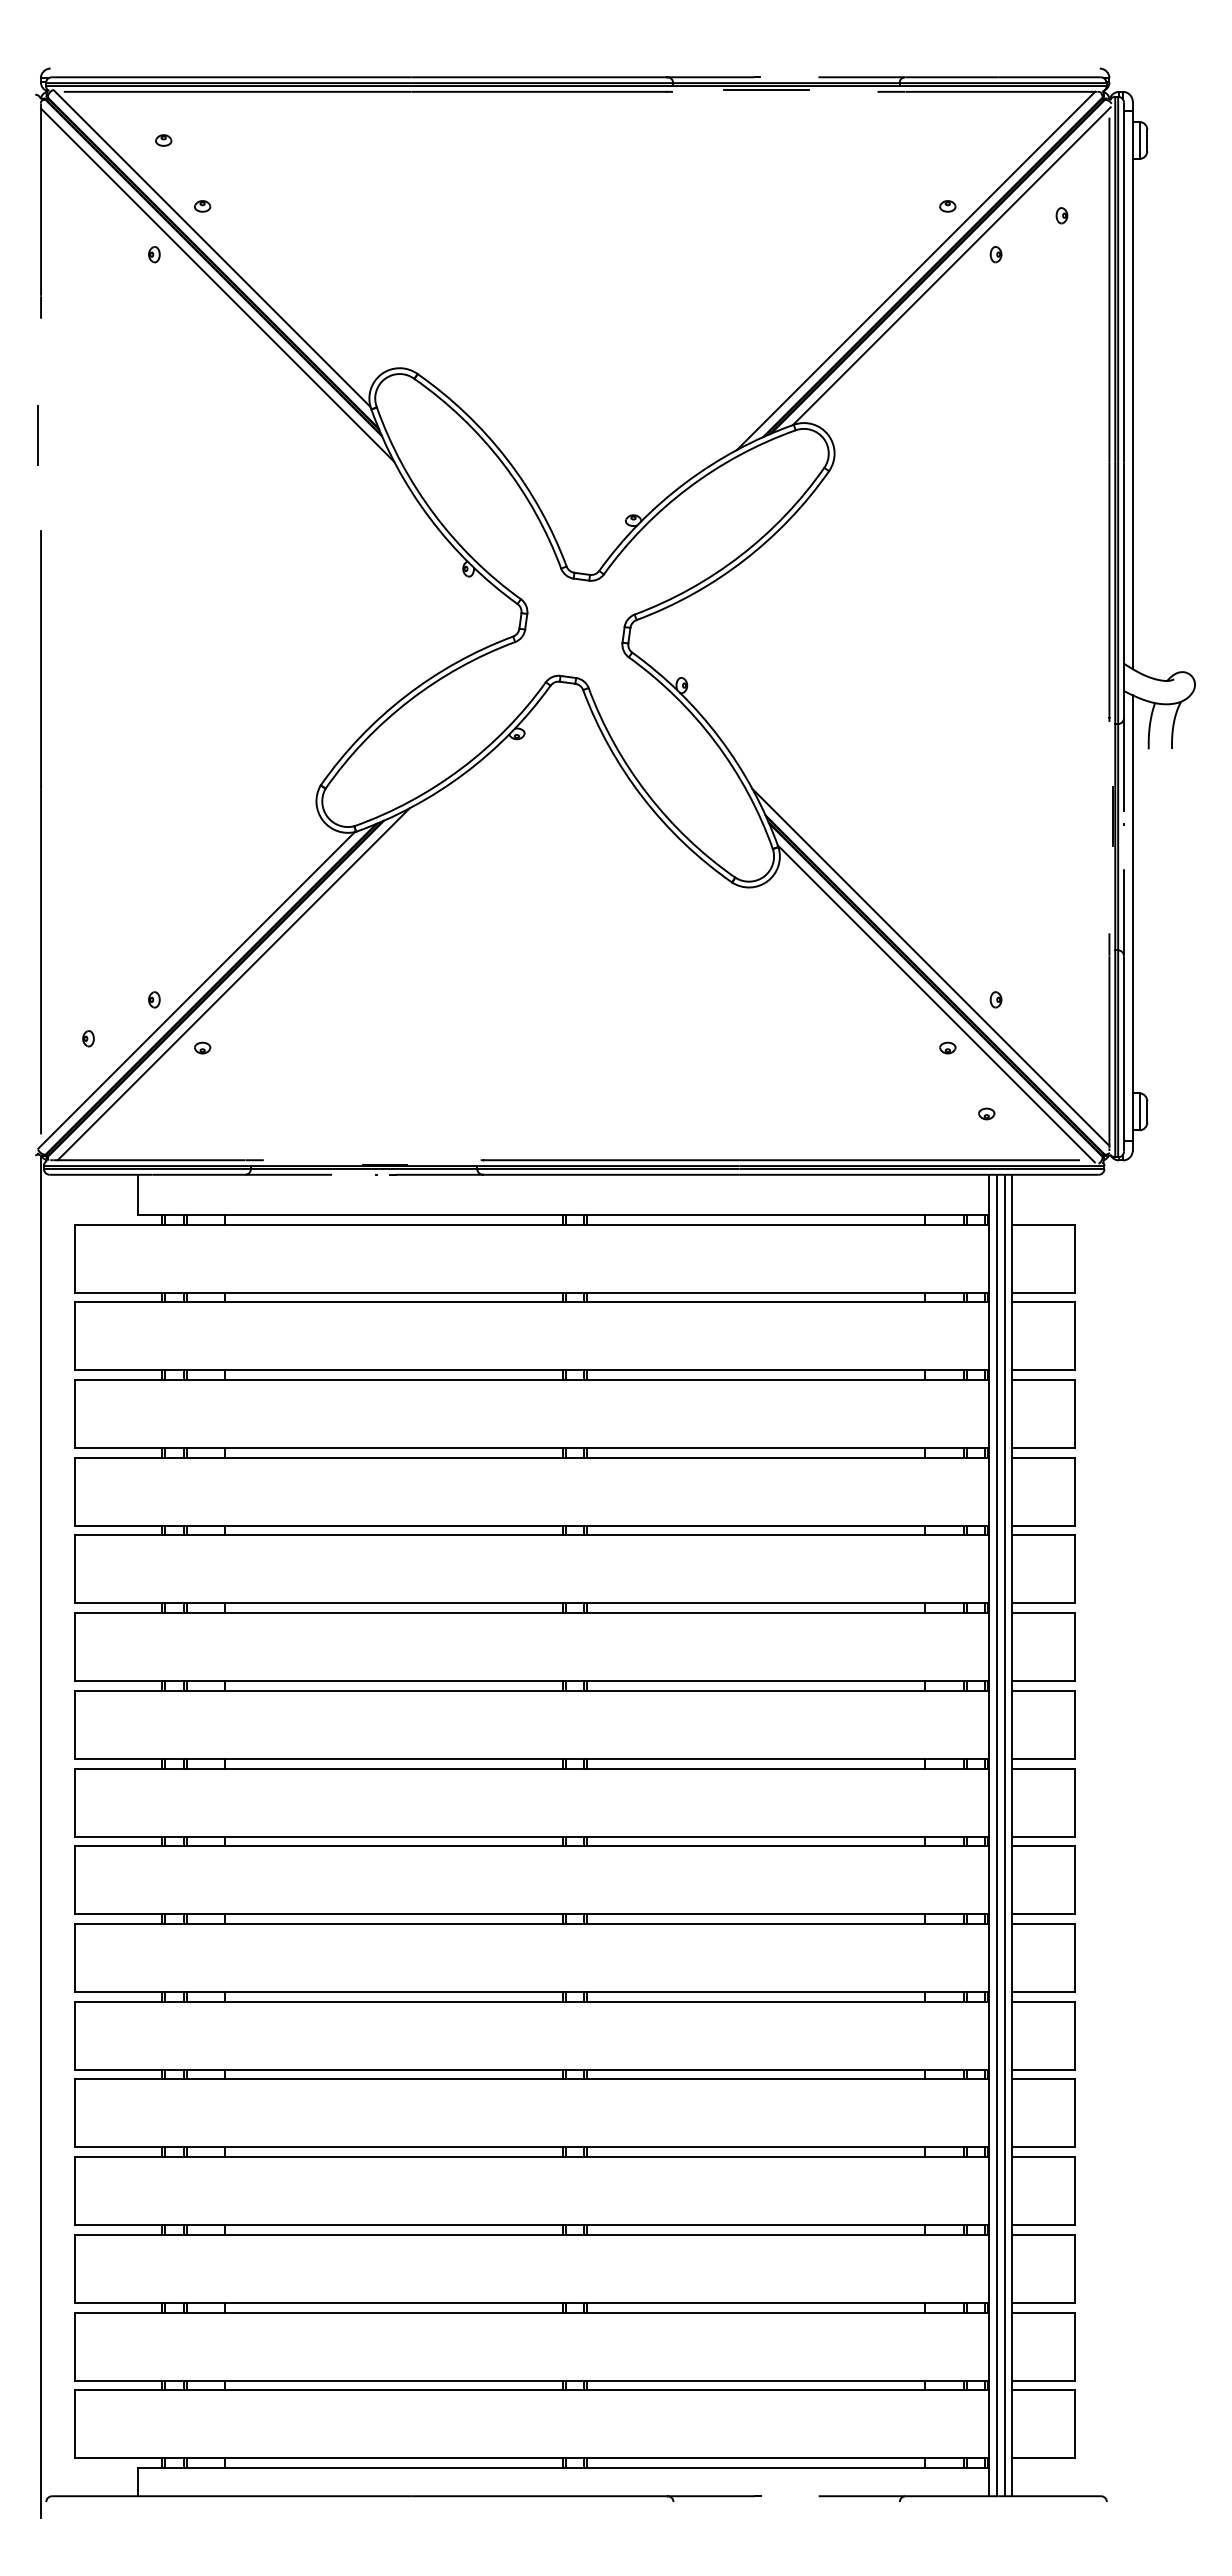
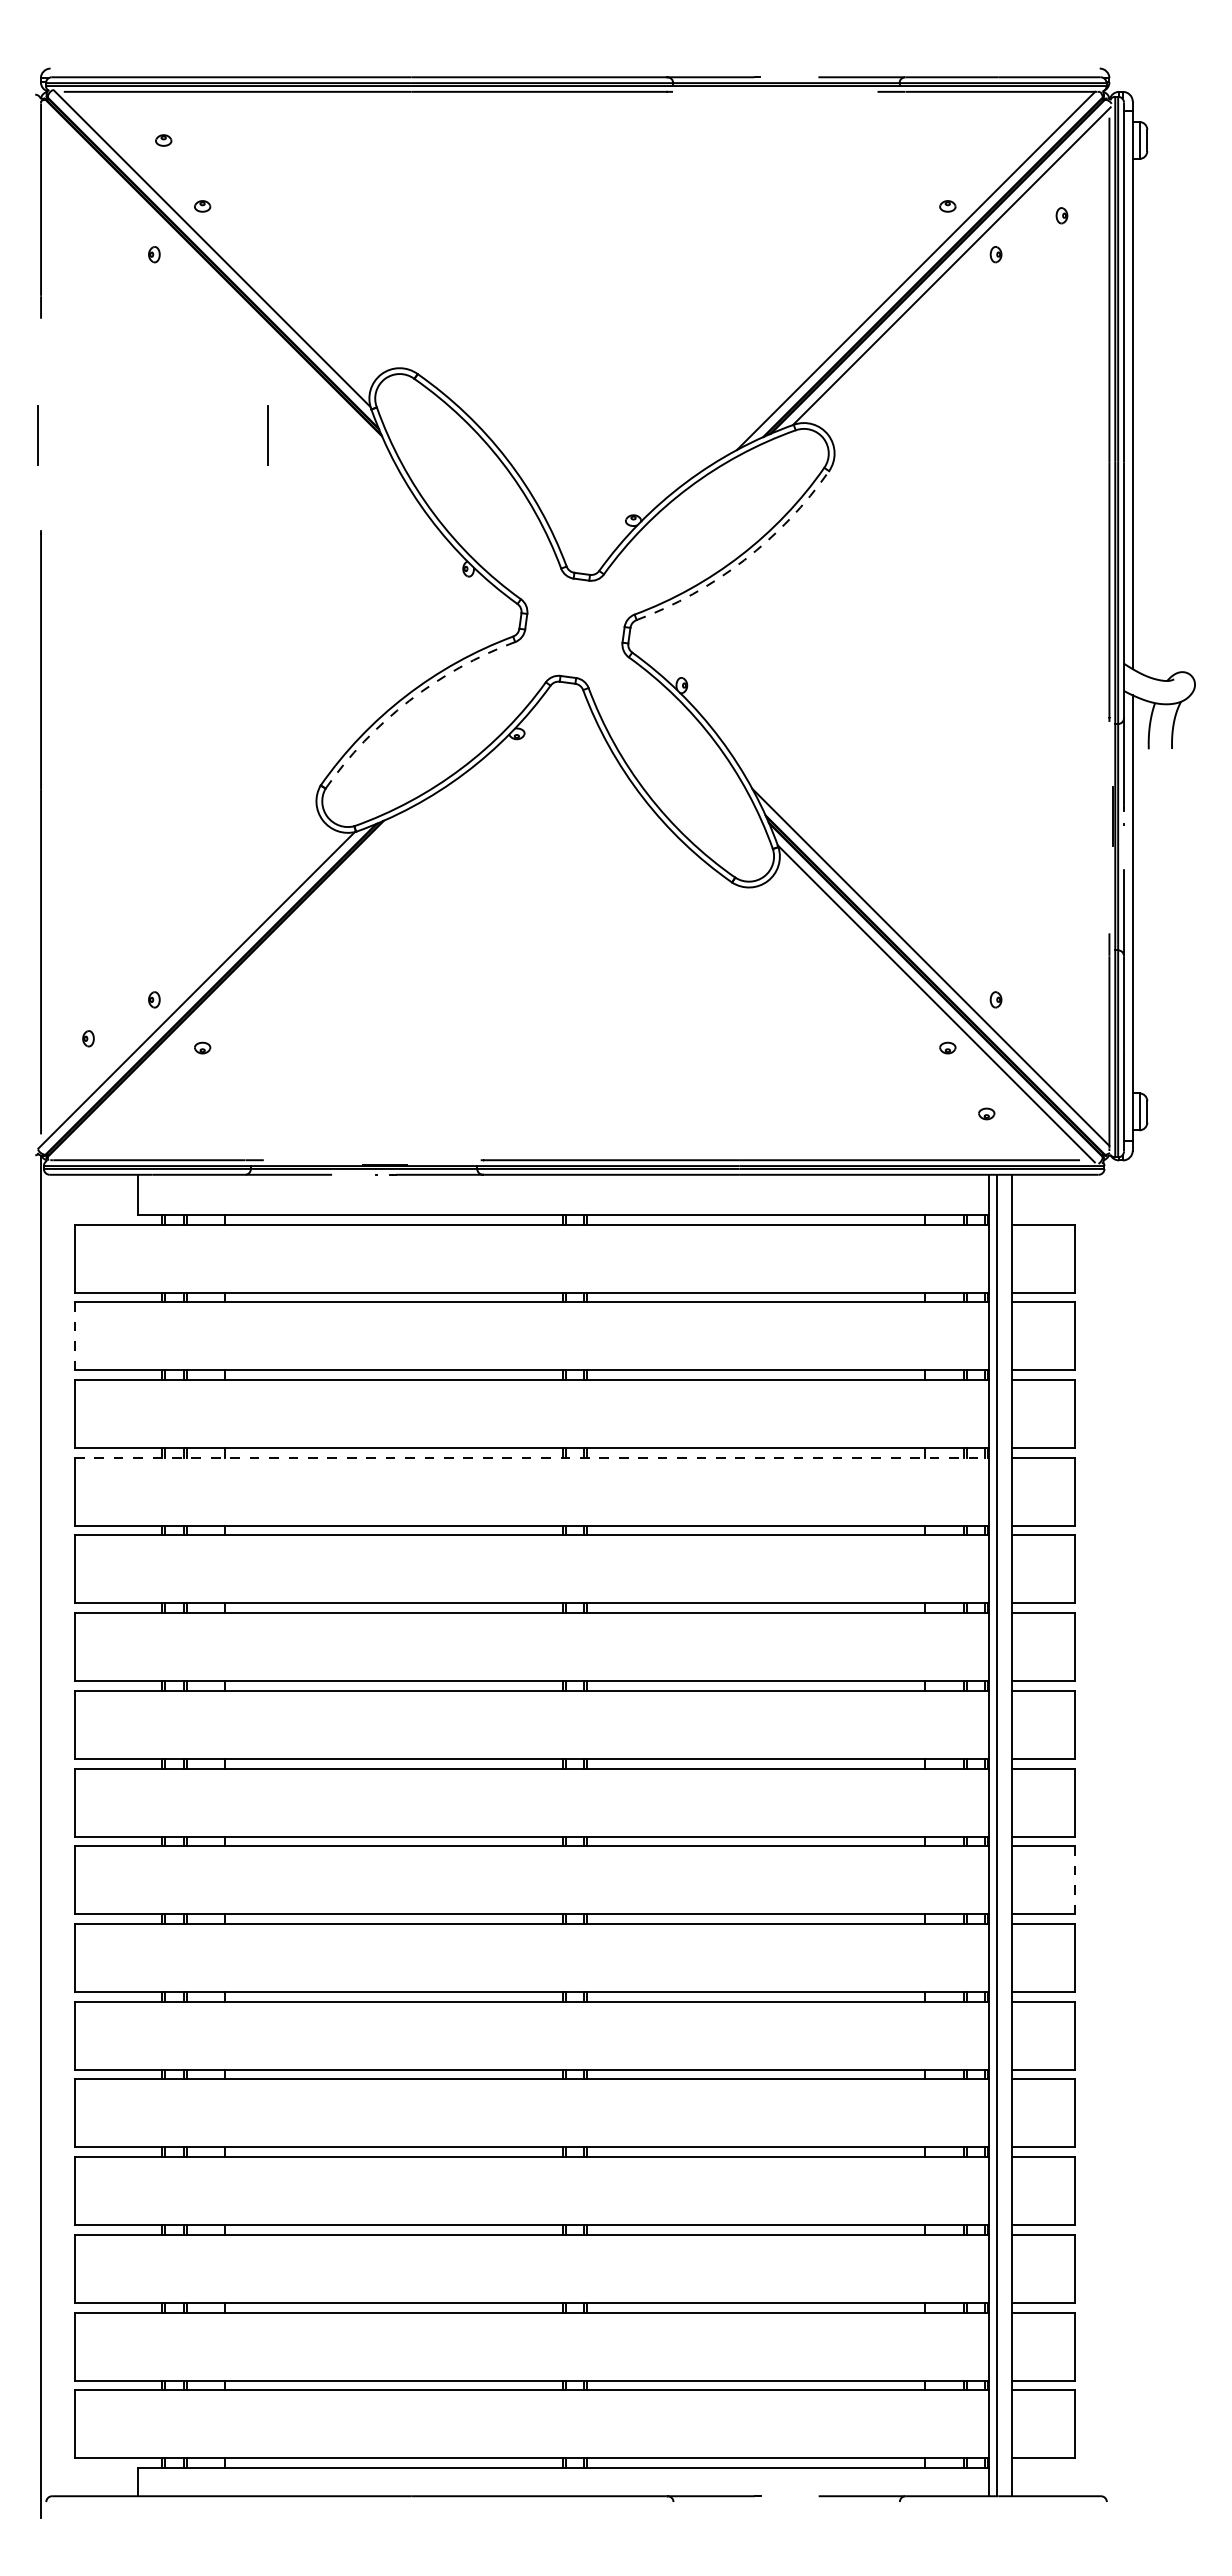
line: present -> none (766, 89)
line: present -> none (217, 284)
line: none -> present (267, 435)
arc: solid -> dashed (744, 560)
arc: solid -> dashed (409, 700)
line: present -> none (233, 984)
line: solid -> dashed (74, 1336)
line: solid -> dashed (532, 1457)
line: present -> none (1004, 1835)
line: solid -> dashed (1075, 1880)
